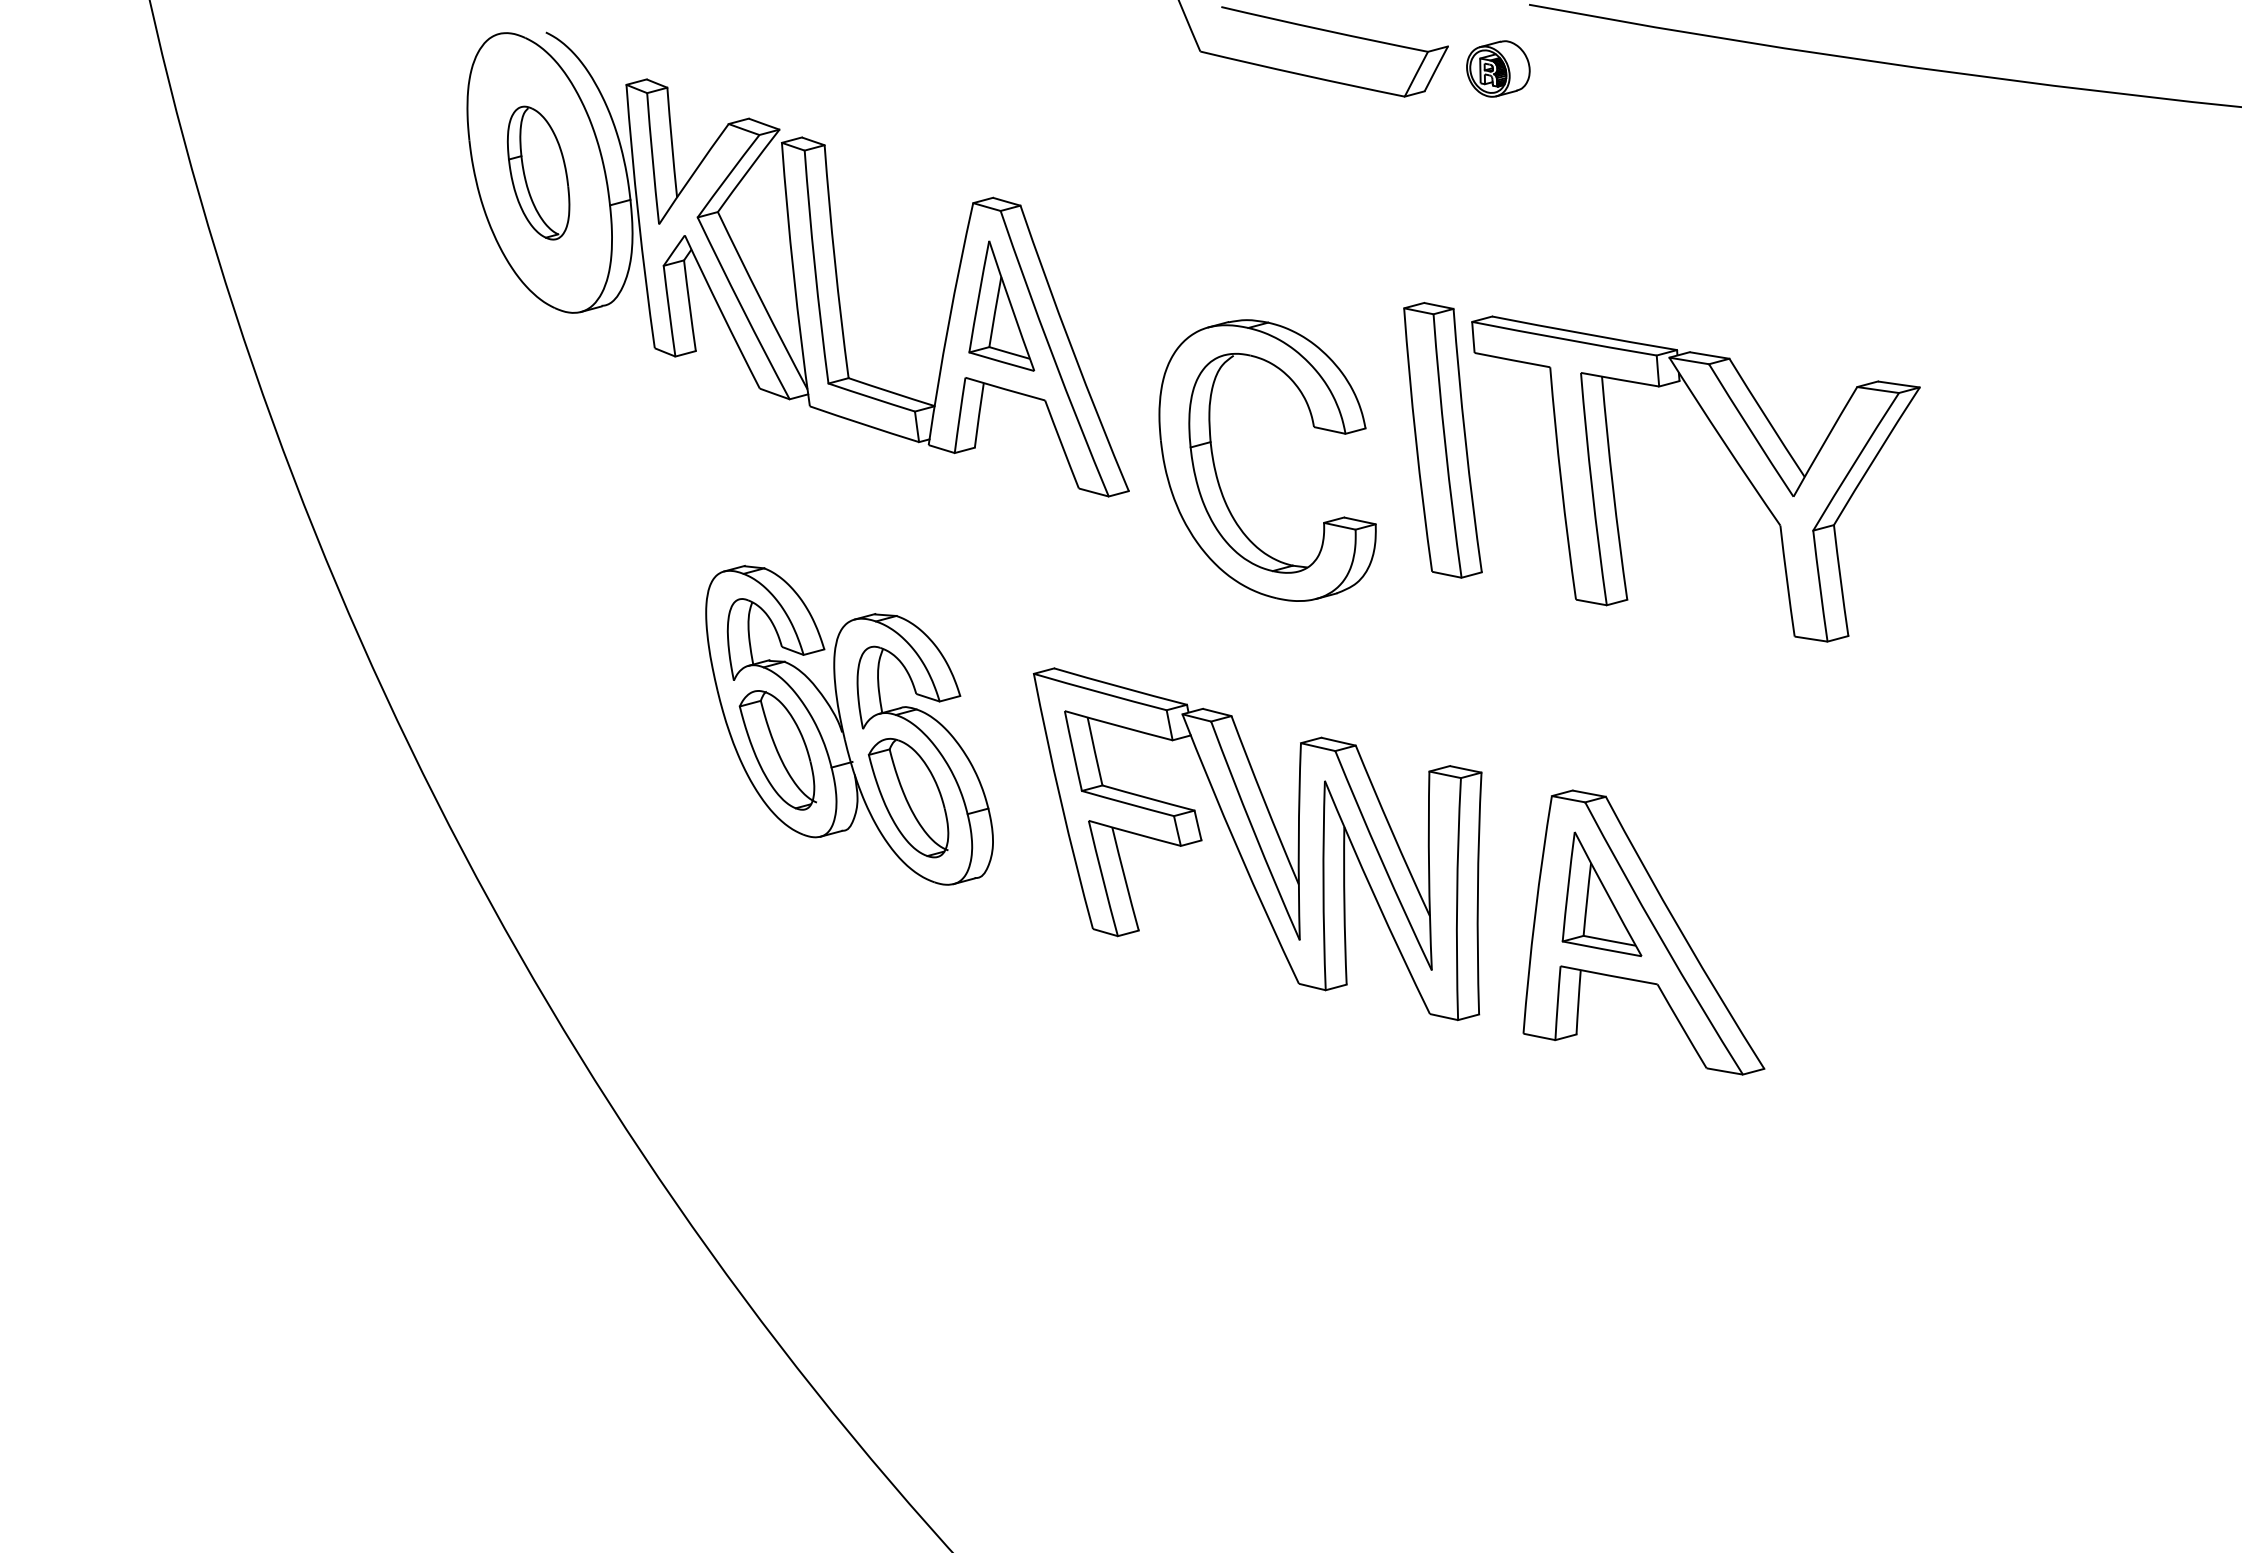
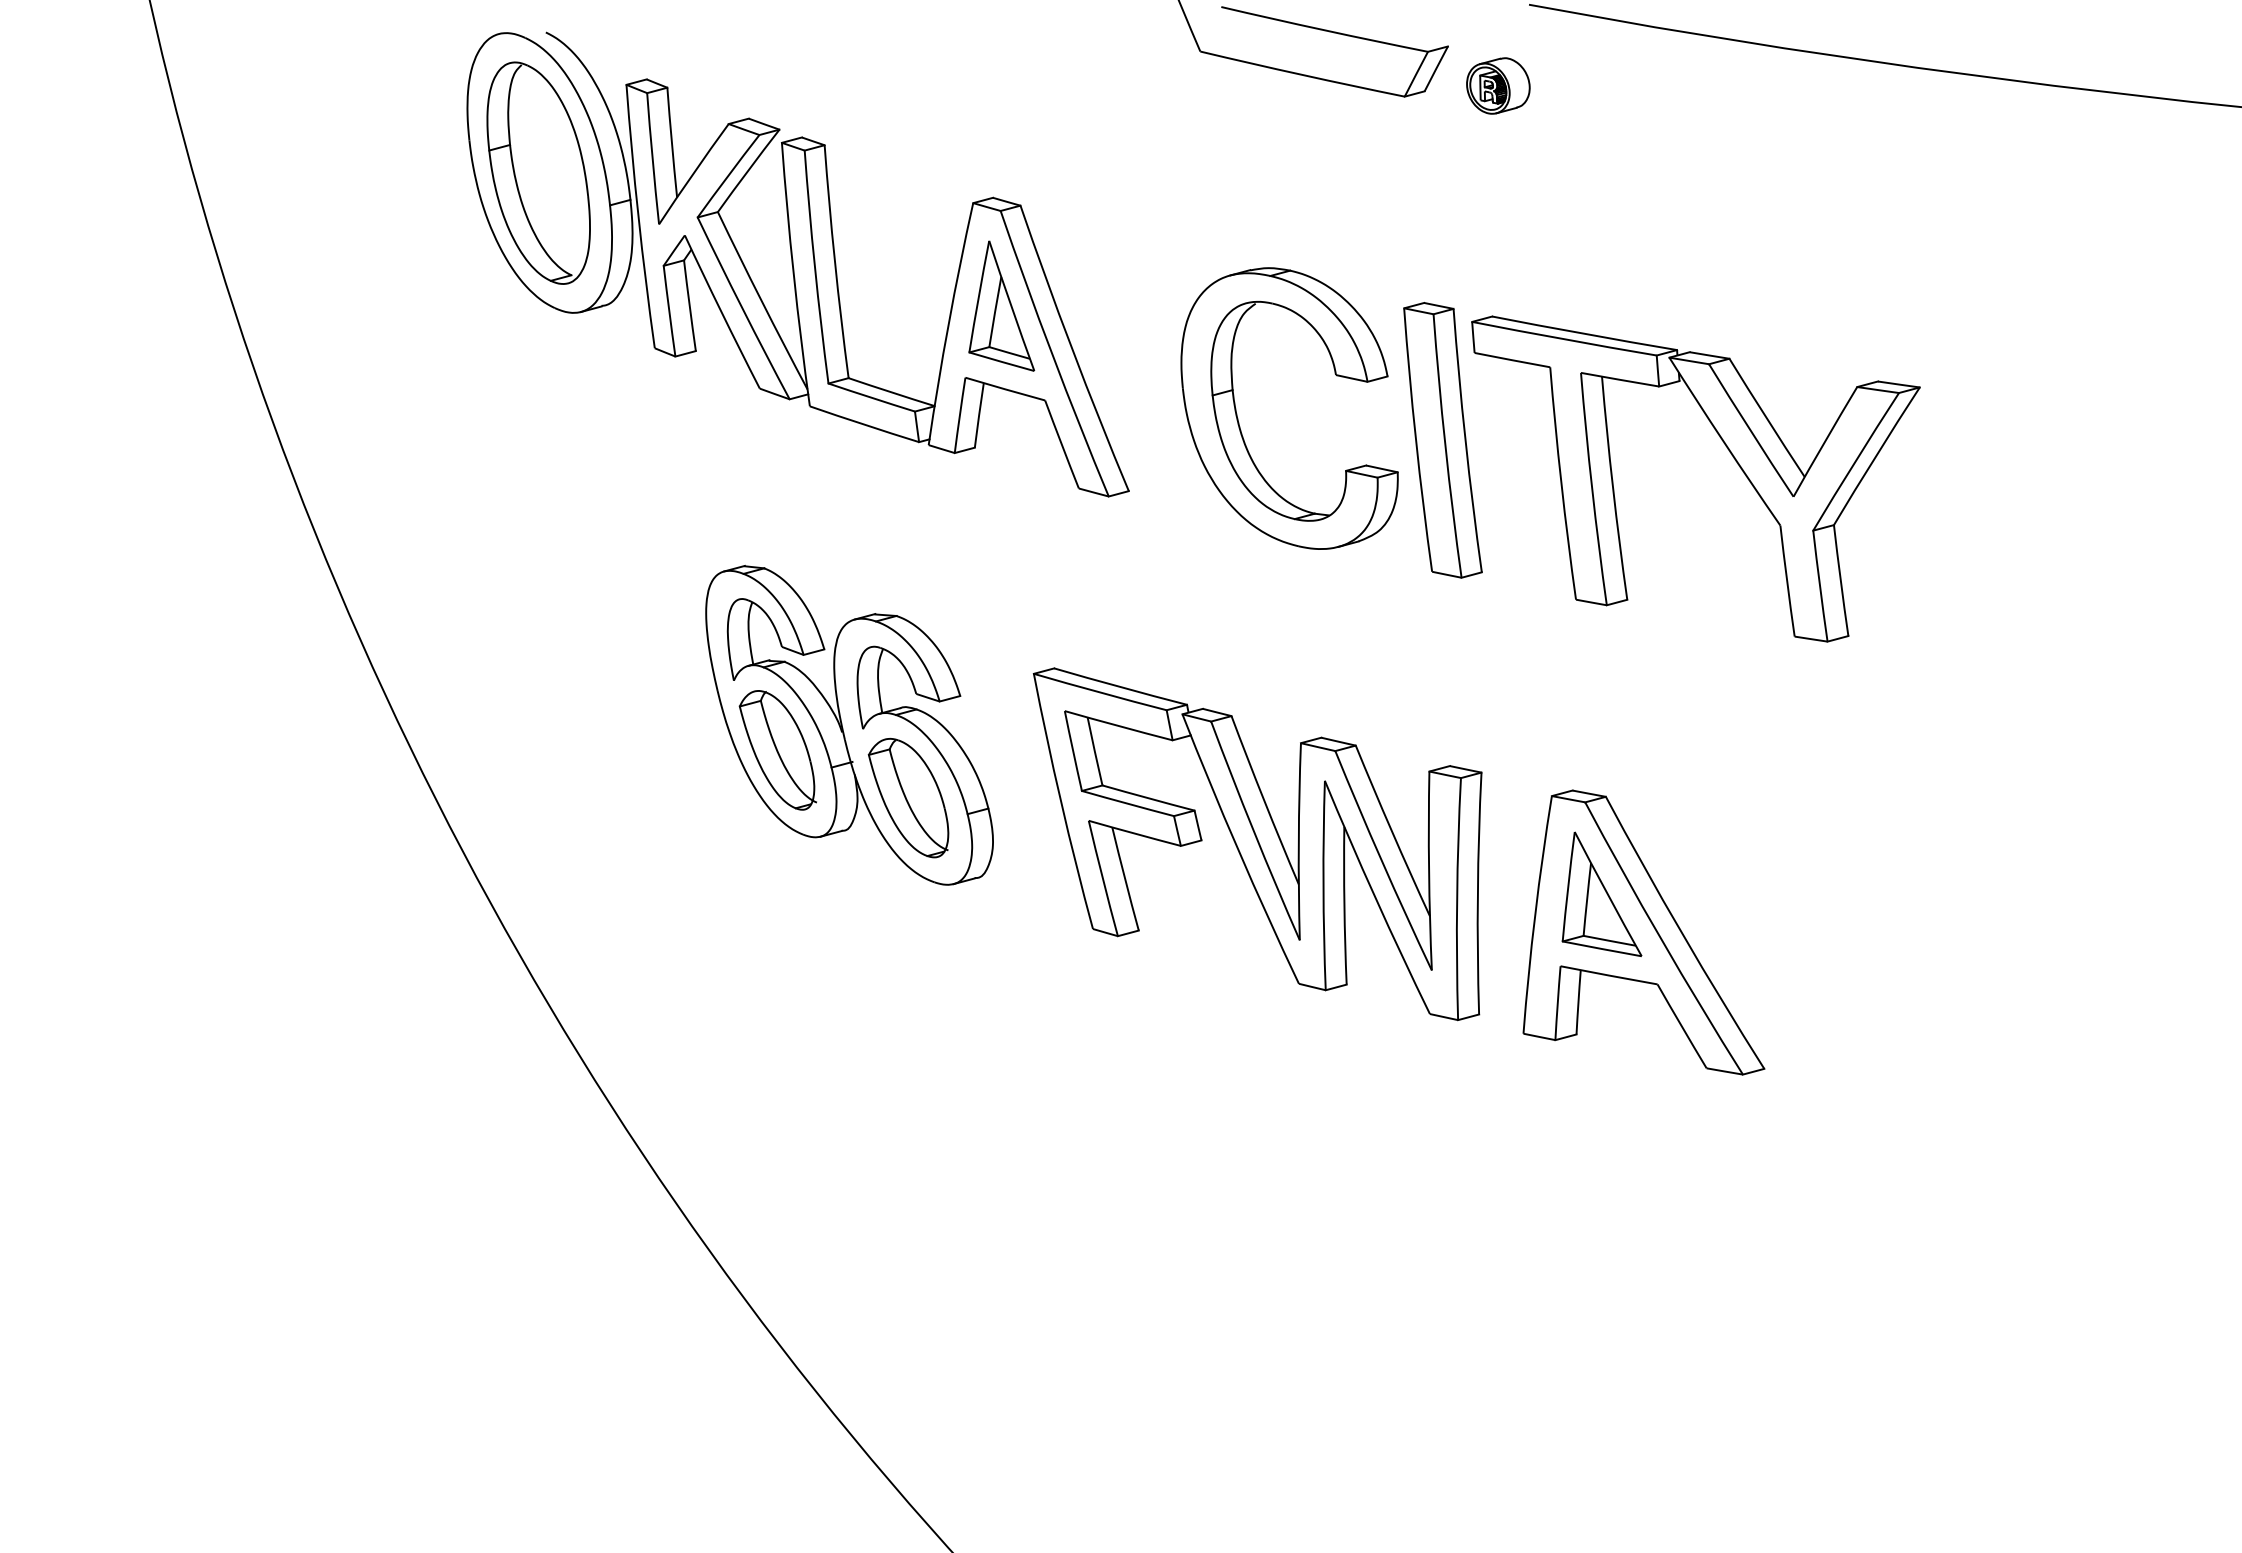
part position: (1498, 68) -> (1498, 85) (1498, 85)
part size: 65x136 px -> 105x224 px (538, 172)
part position: (1217, 474) -> (1239, 422) (1239, 422)
